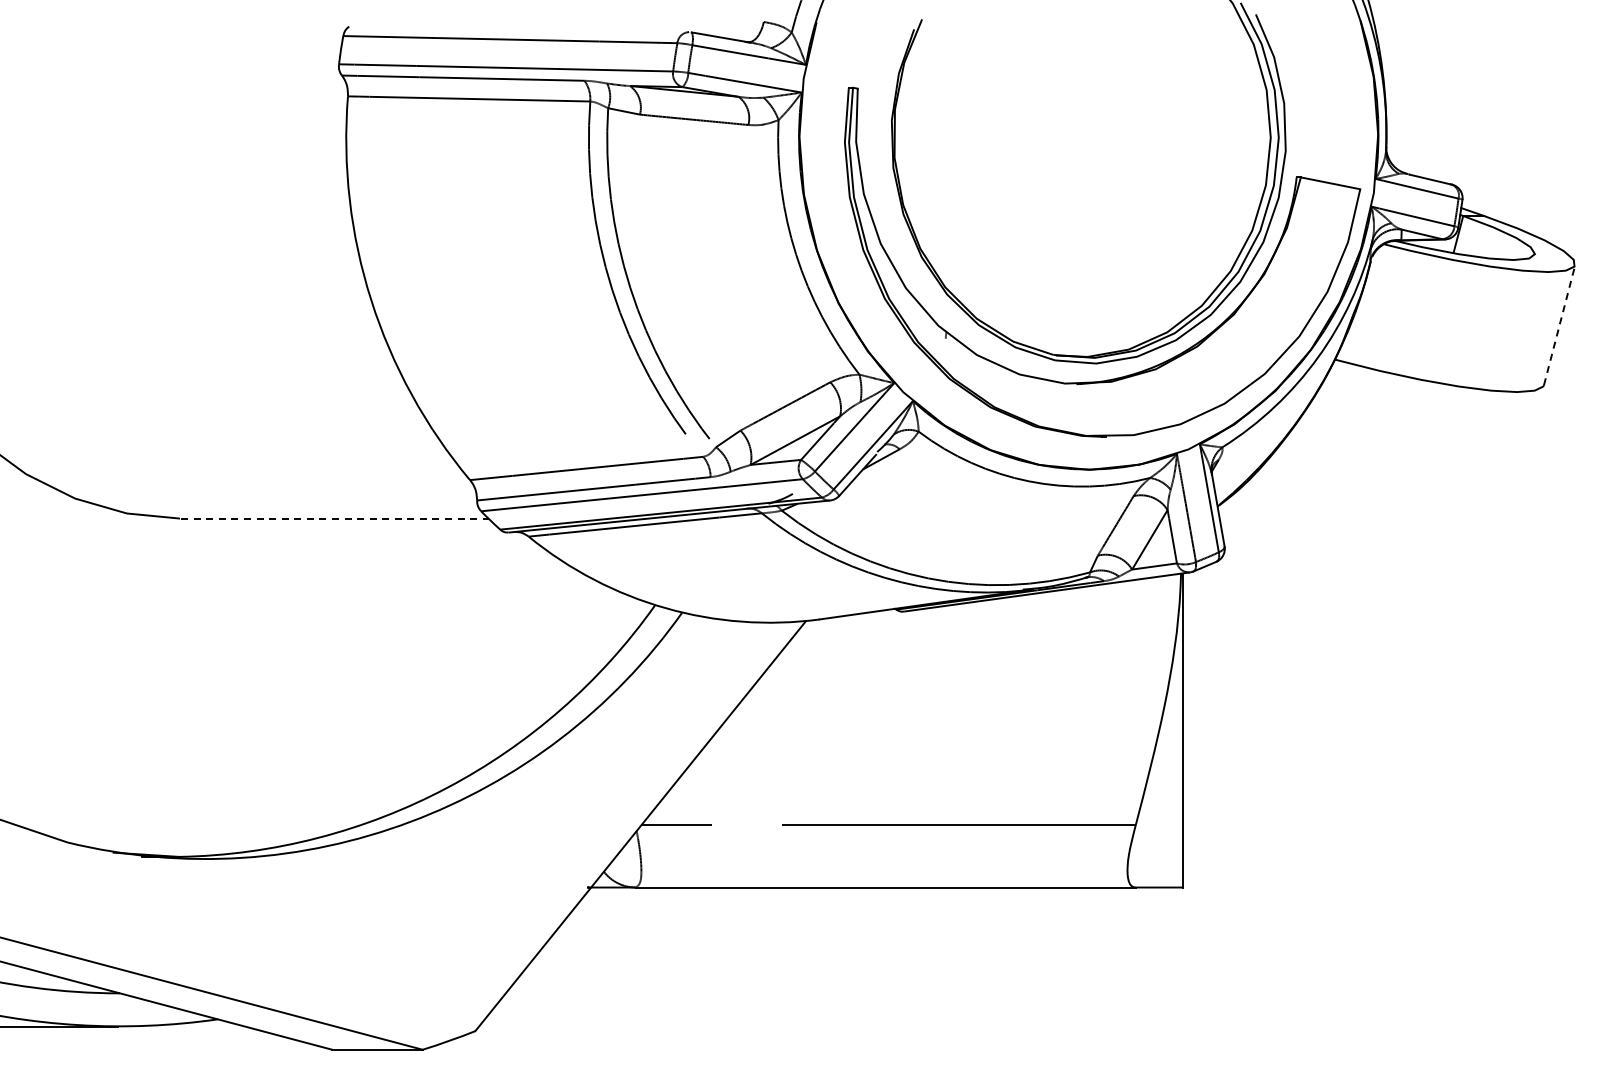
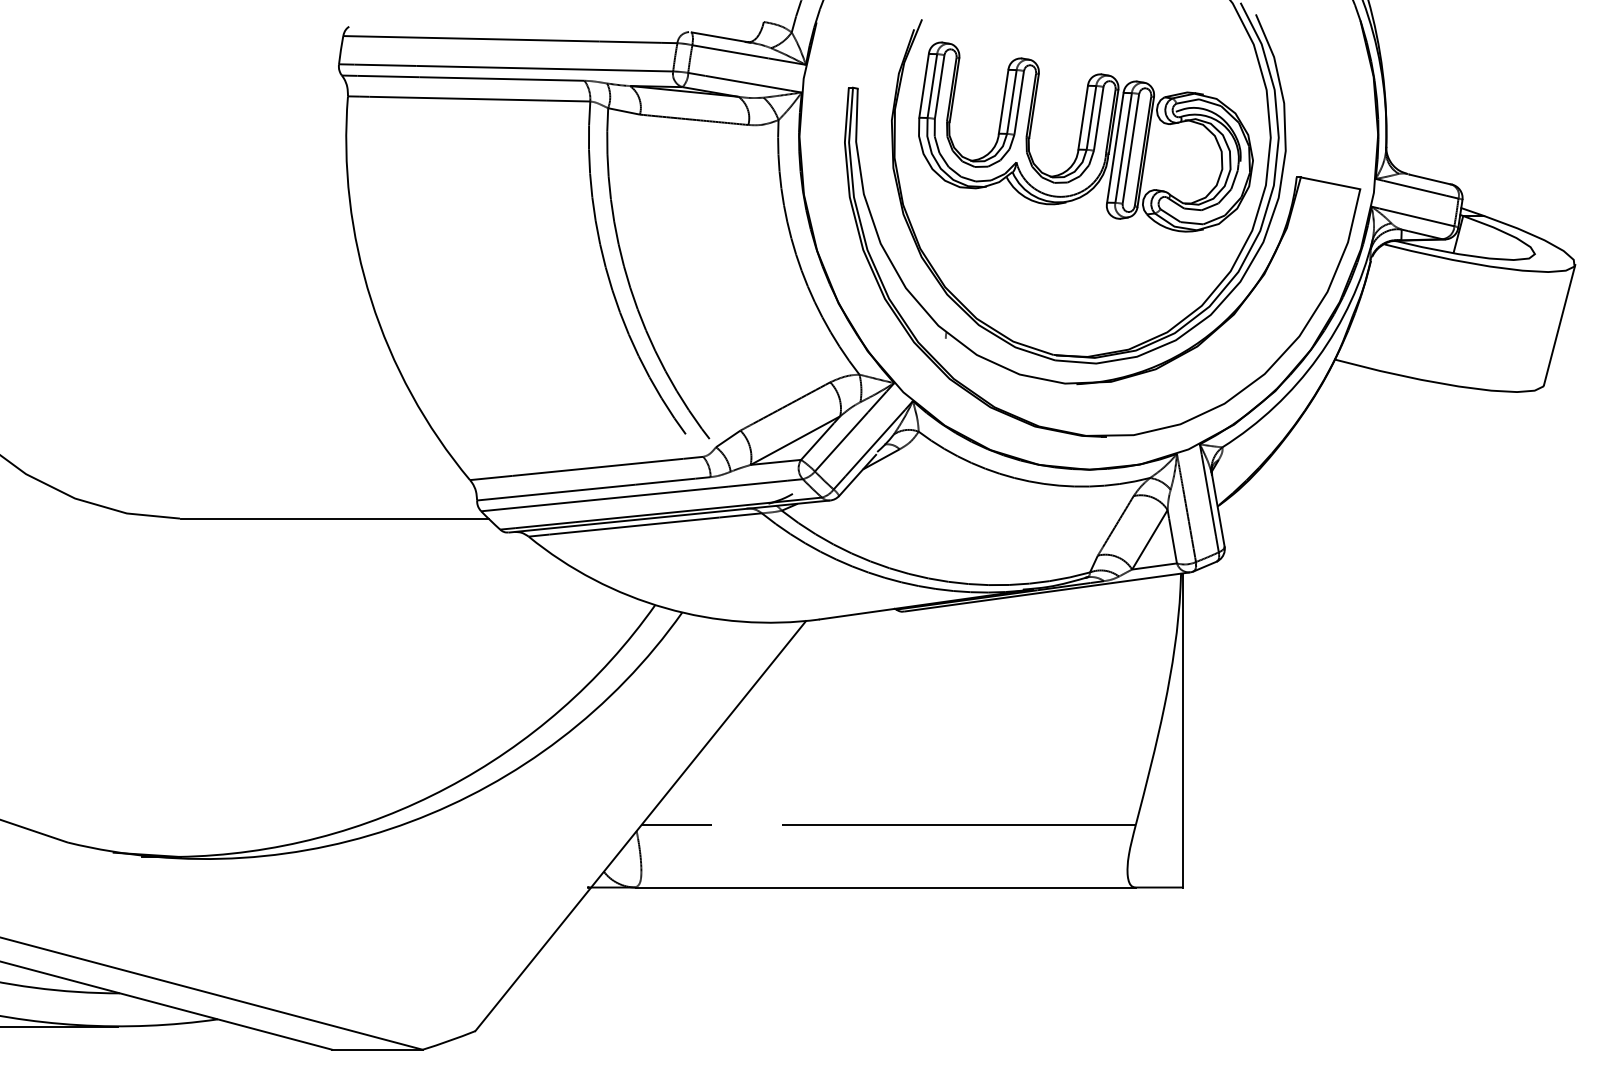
part: none -> present (1085, 136)
line: dashed -> solid (1559, 324)
line: dashed -> solid (334, 518)
